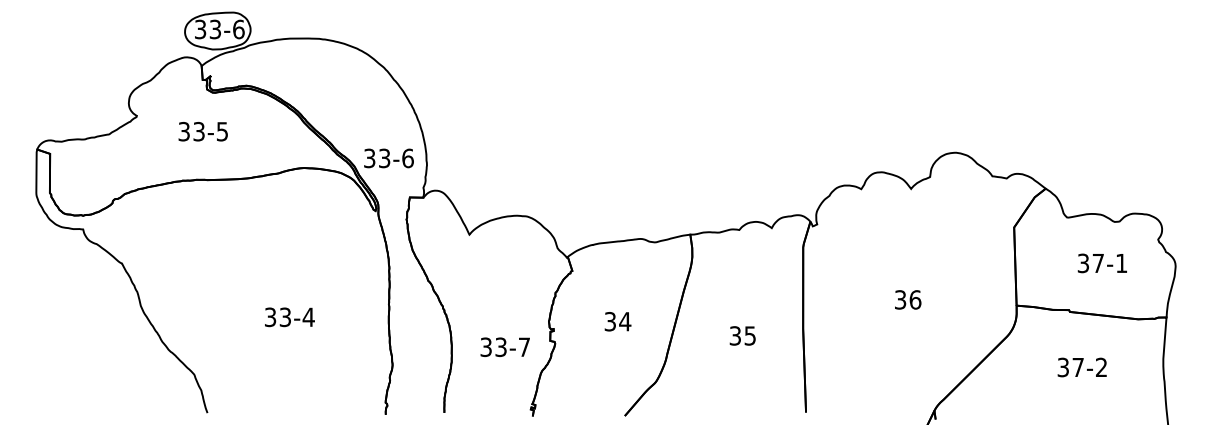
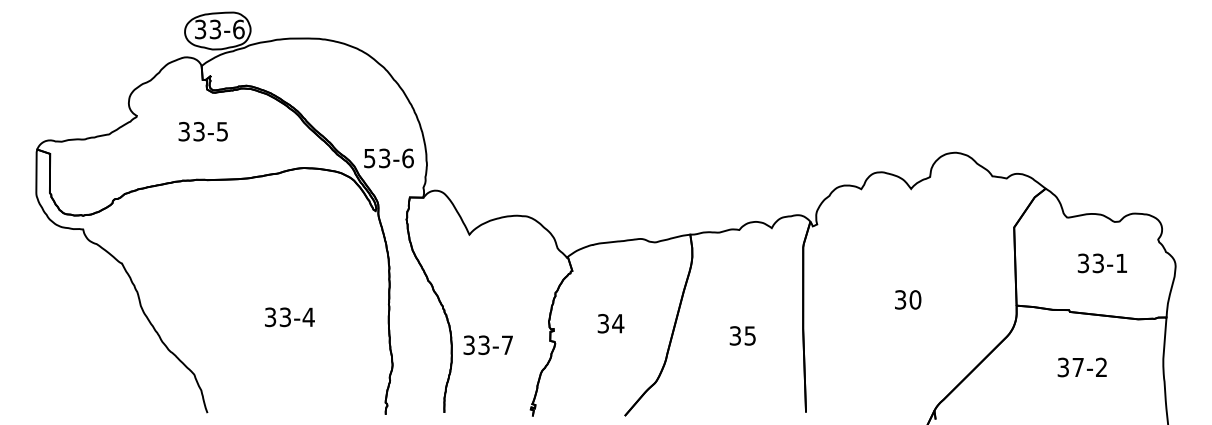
text: 33-6 -> 53-6 (369, 157)
text: 37-1 -> 33-1 (1097, 263)
text: 36 -> 30 (915, 299)
text position: (617, 321) -> (610, 323) (610, 323)
text position: (504, 346) -> (487, 344) (487, 344)
